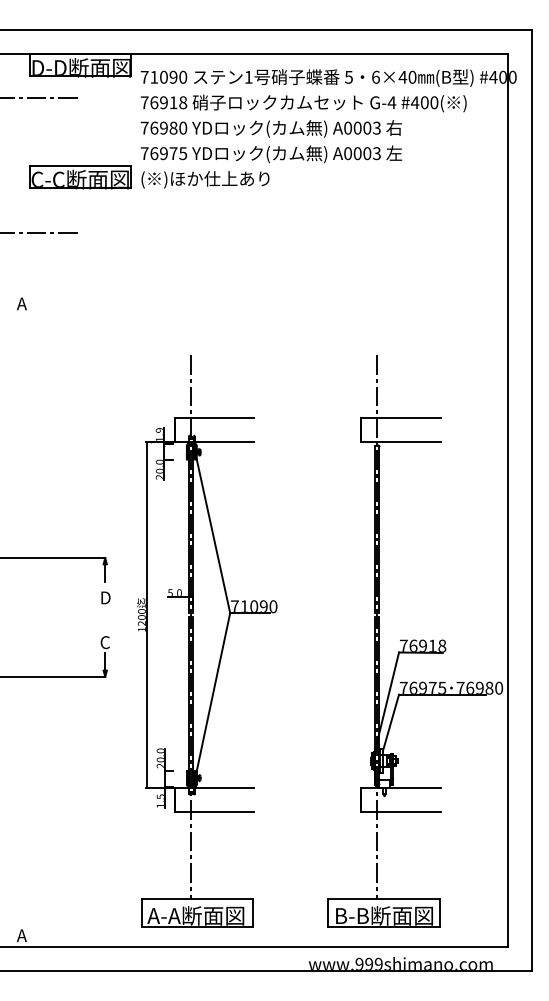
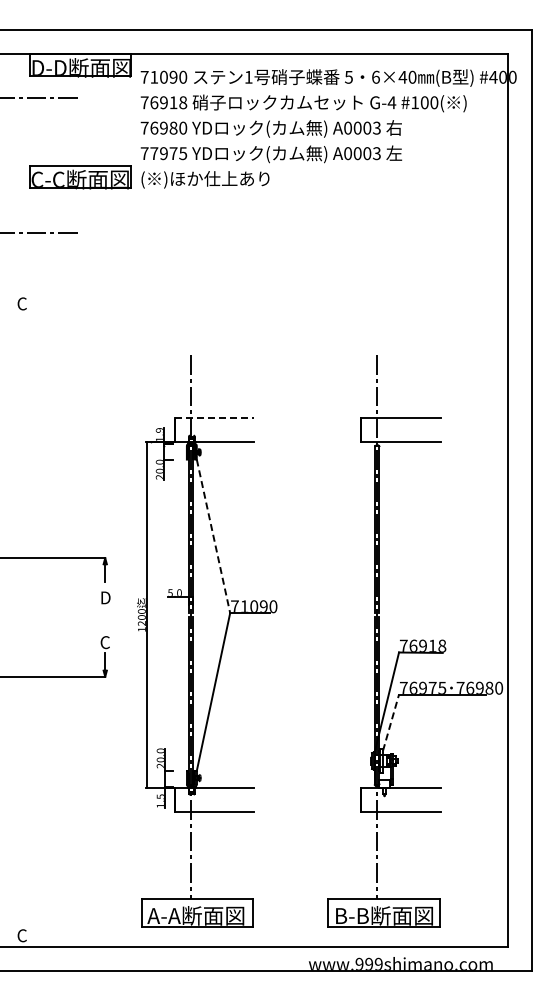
text: #400( -> #100( (414, 102)
text: 76975 -> 77975 (154, 153)
text: A -> C (21, 303)
line: solid -> dashed (214, 418)
line: solid -> dashed (213, 536)
line: solid -> dashed (391, 722)
text: A -> C (21, 935)
